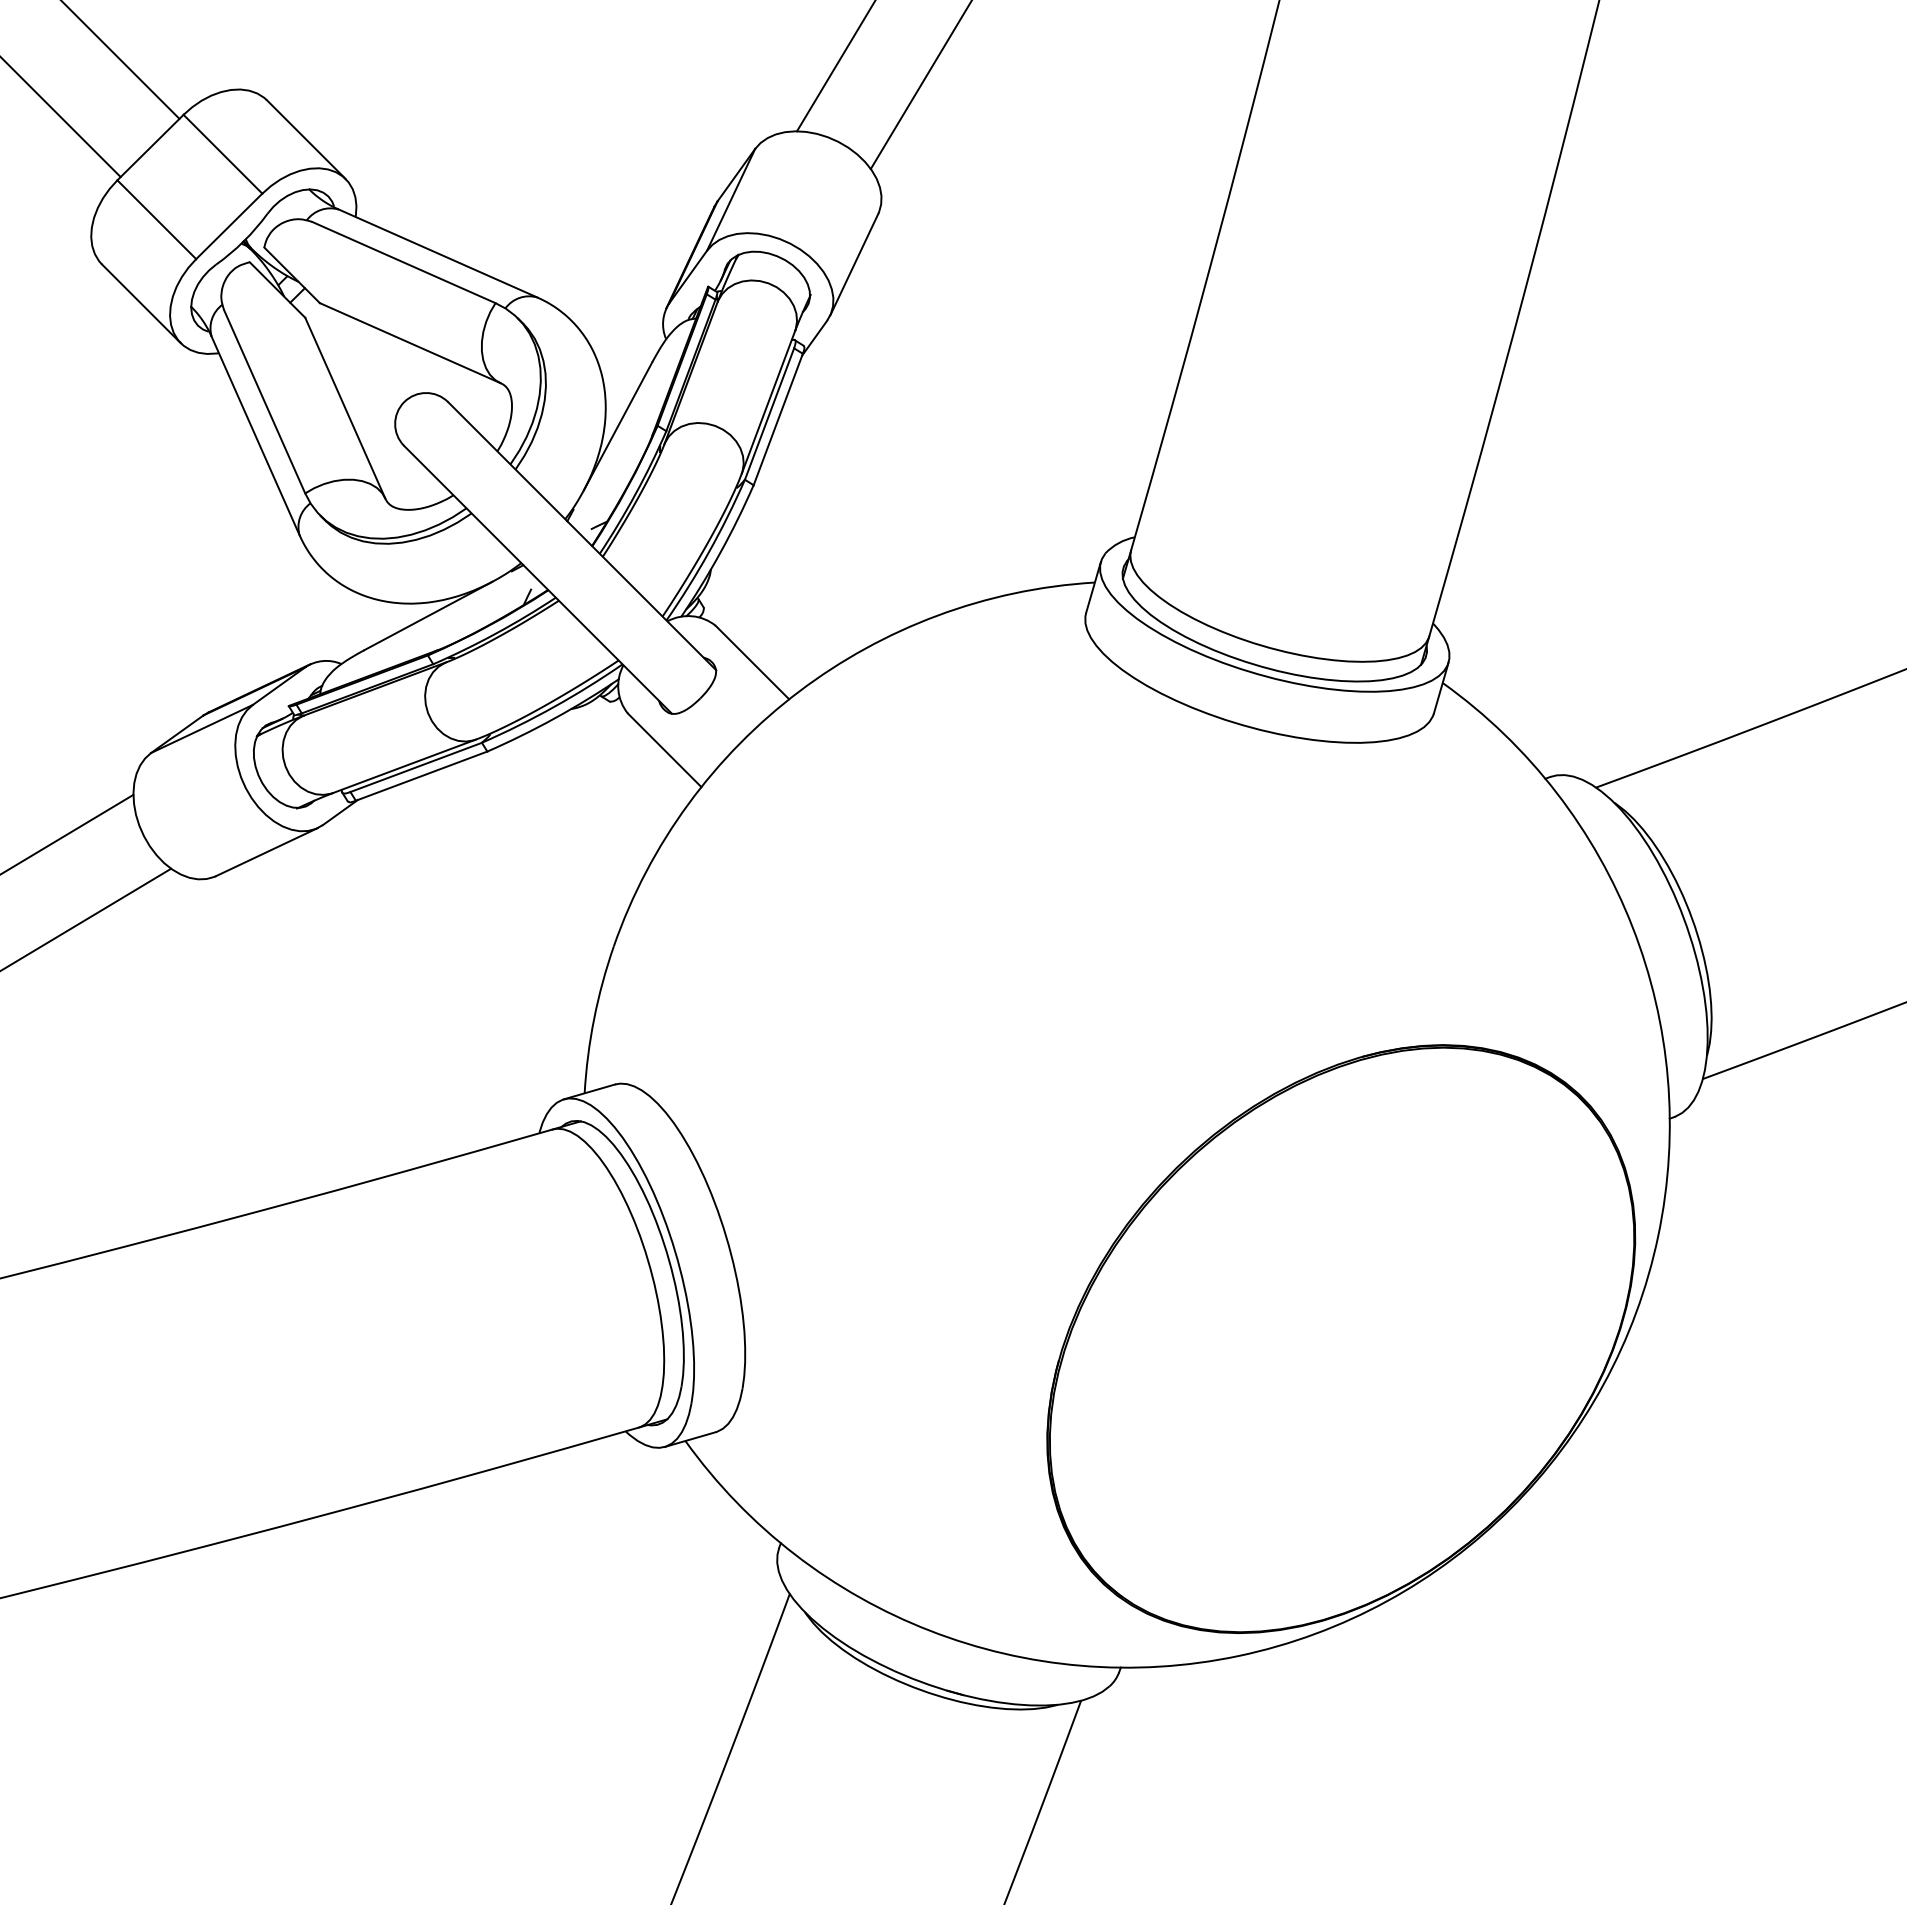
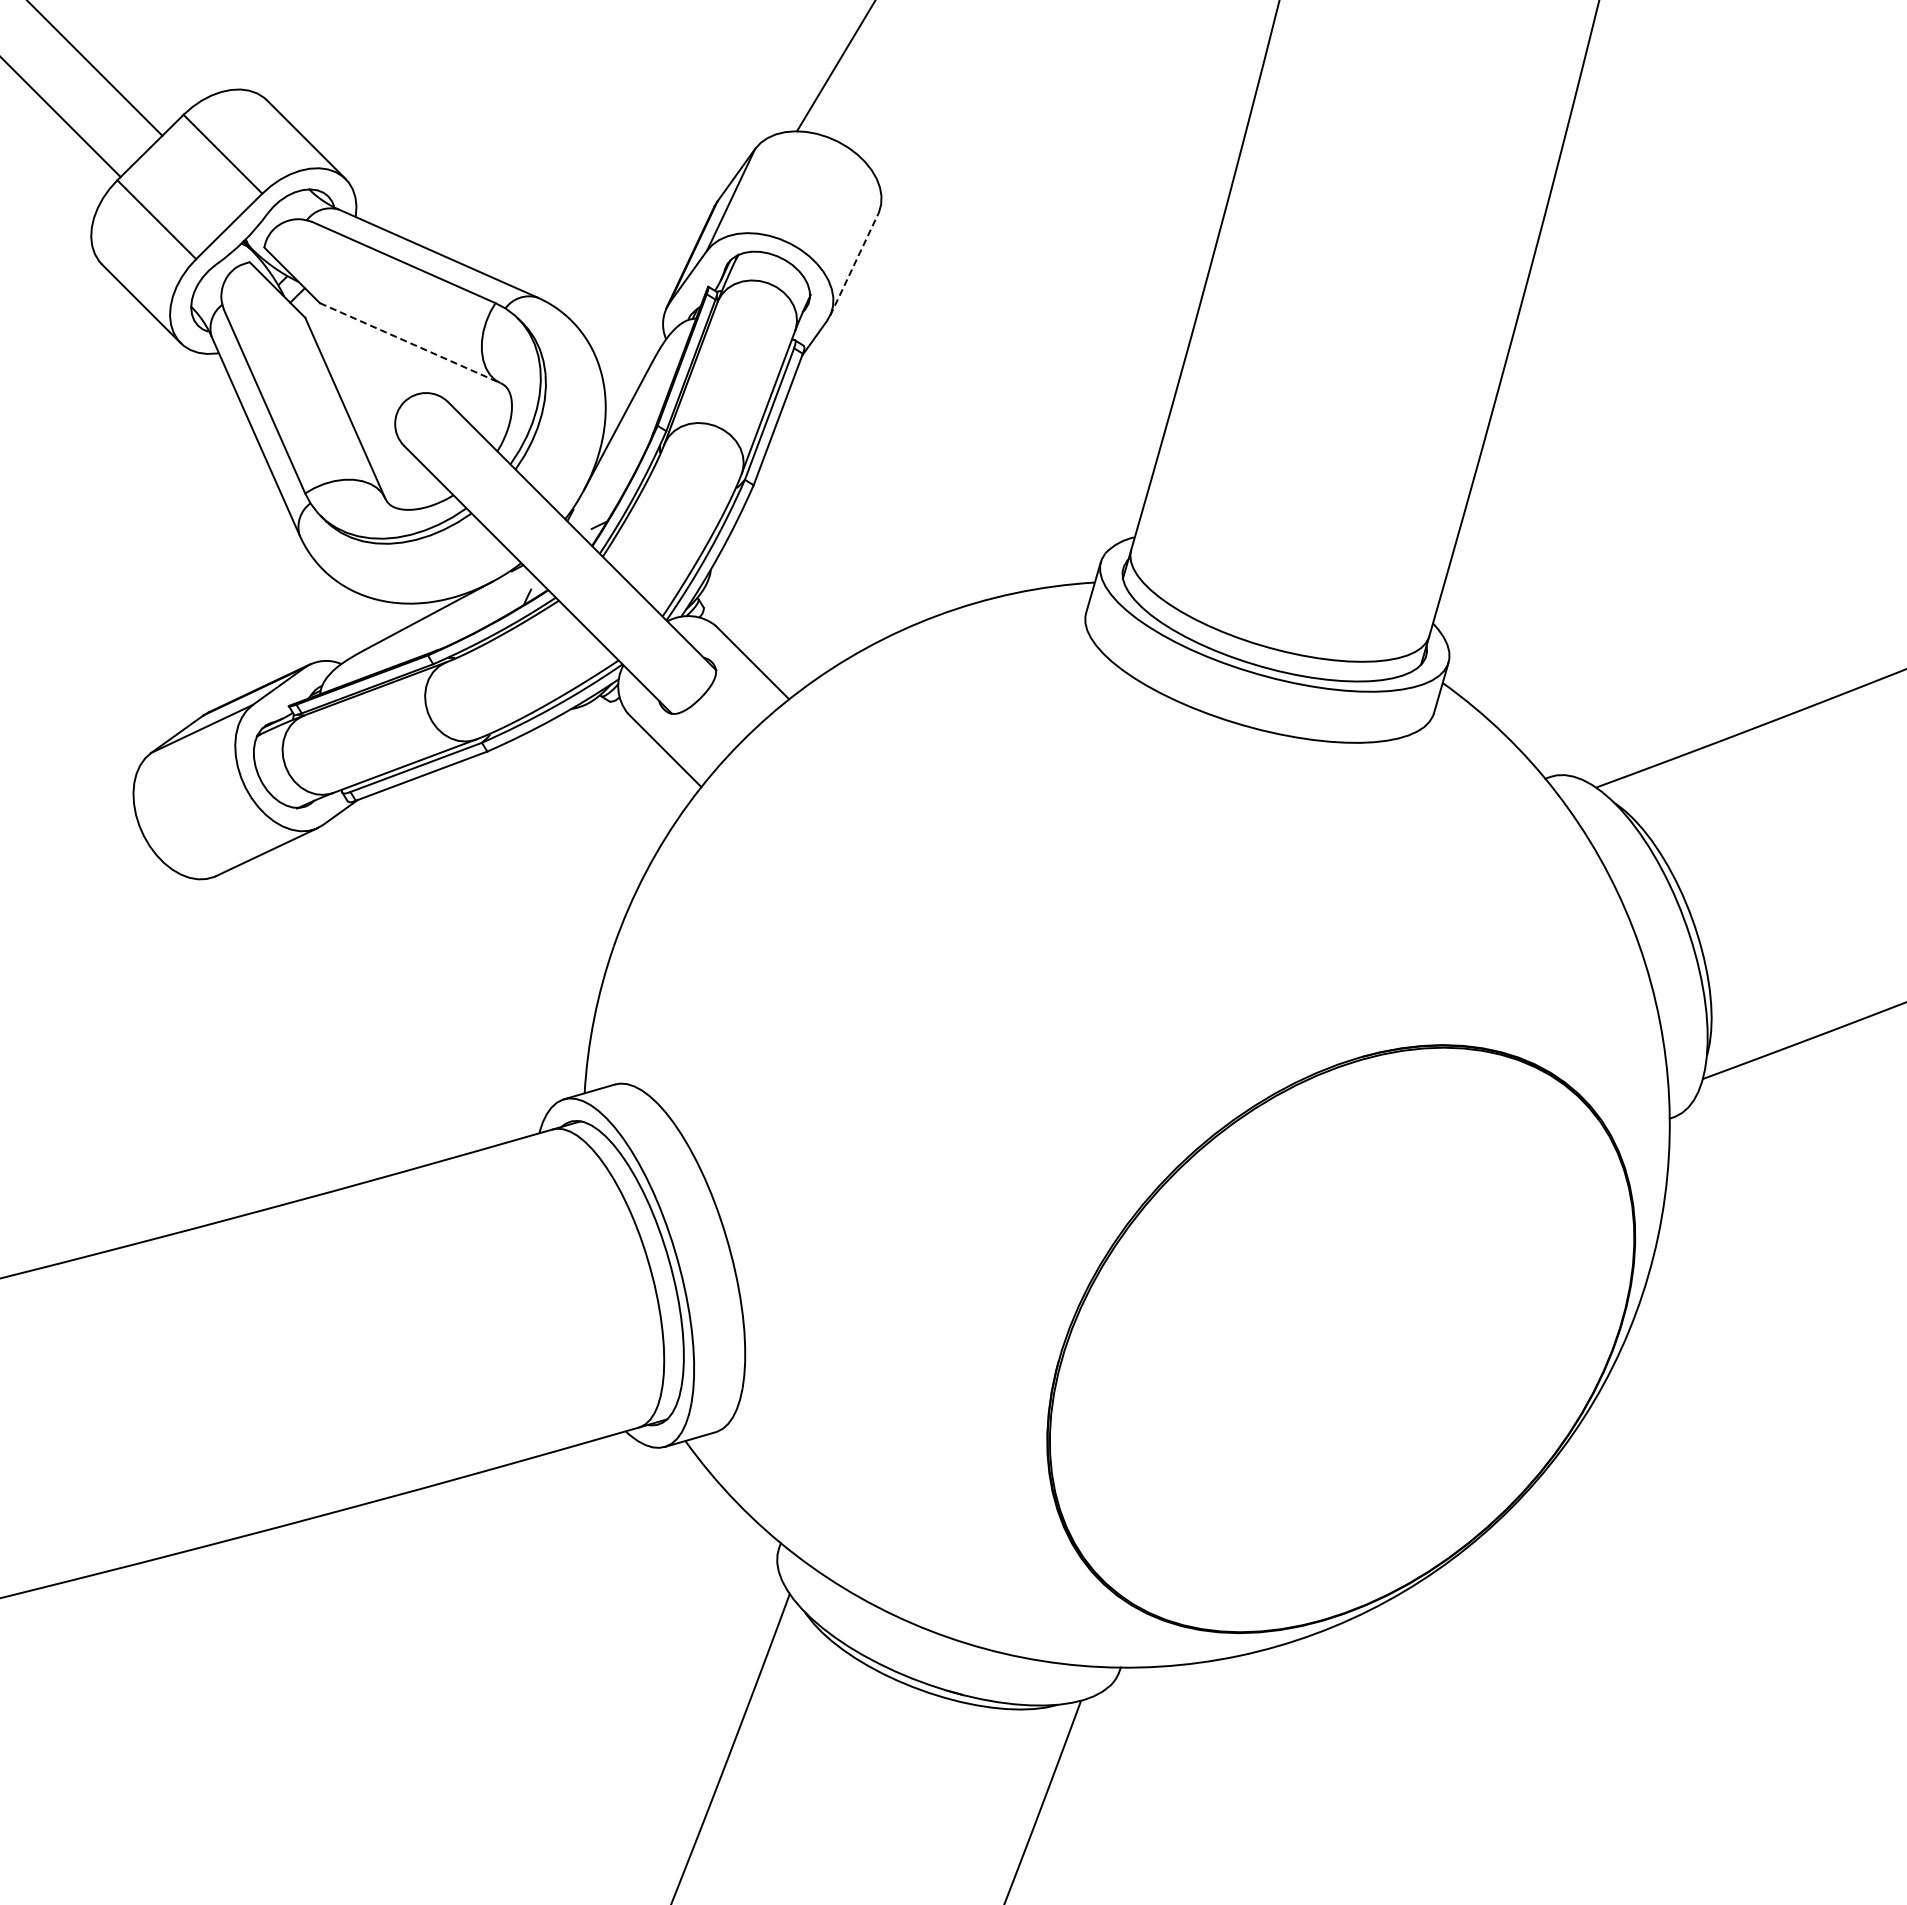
line position: (120, 60) -> (95, 68) (95, 68)
line: present -> none (920, 85)
line: solid -> dashed (854, 264)
line: solid -> dashed (410, 343)
line: present -> none (67, 833)
line: present -> none (86, 919)
